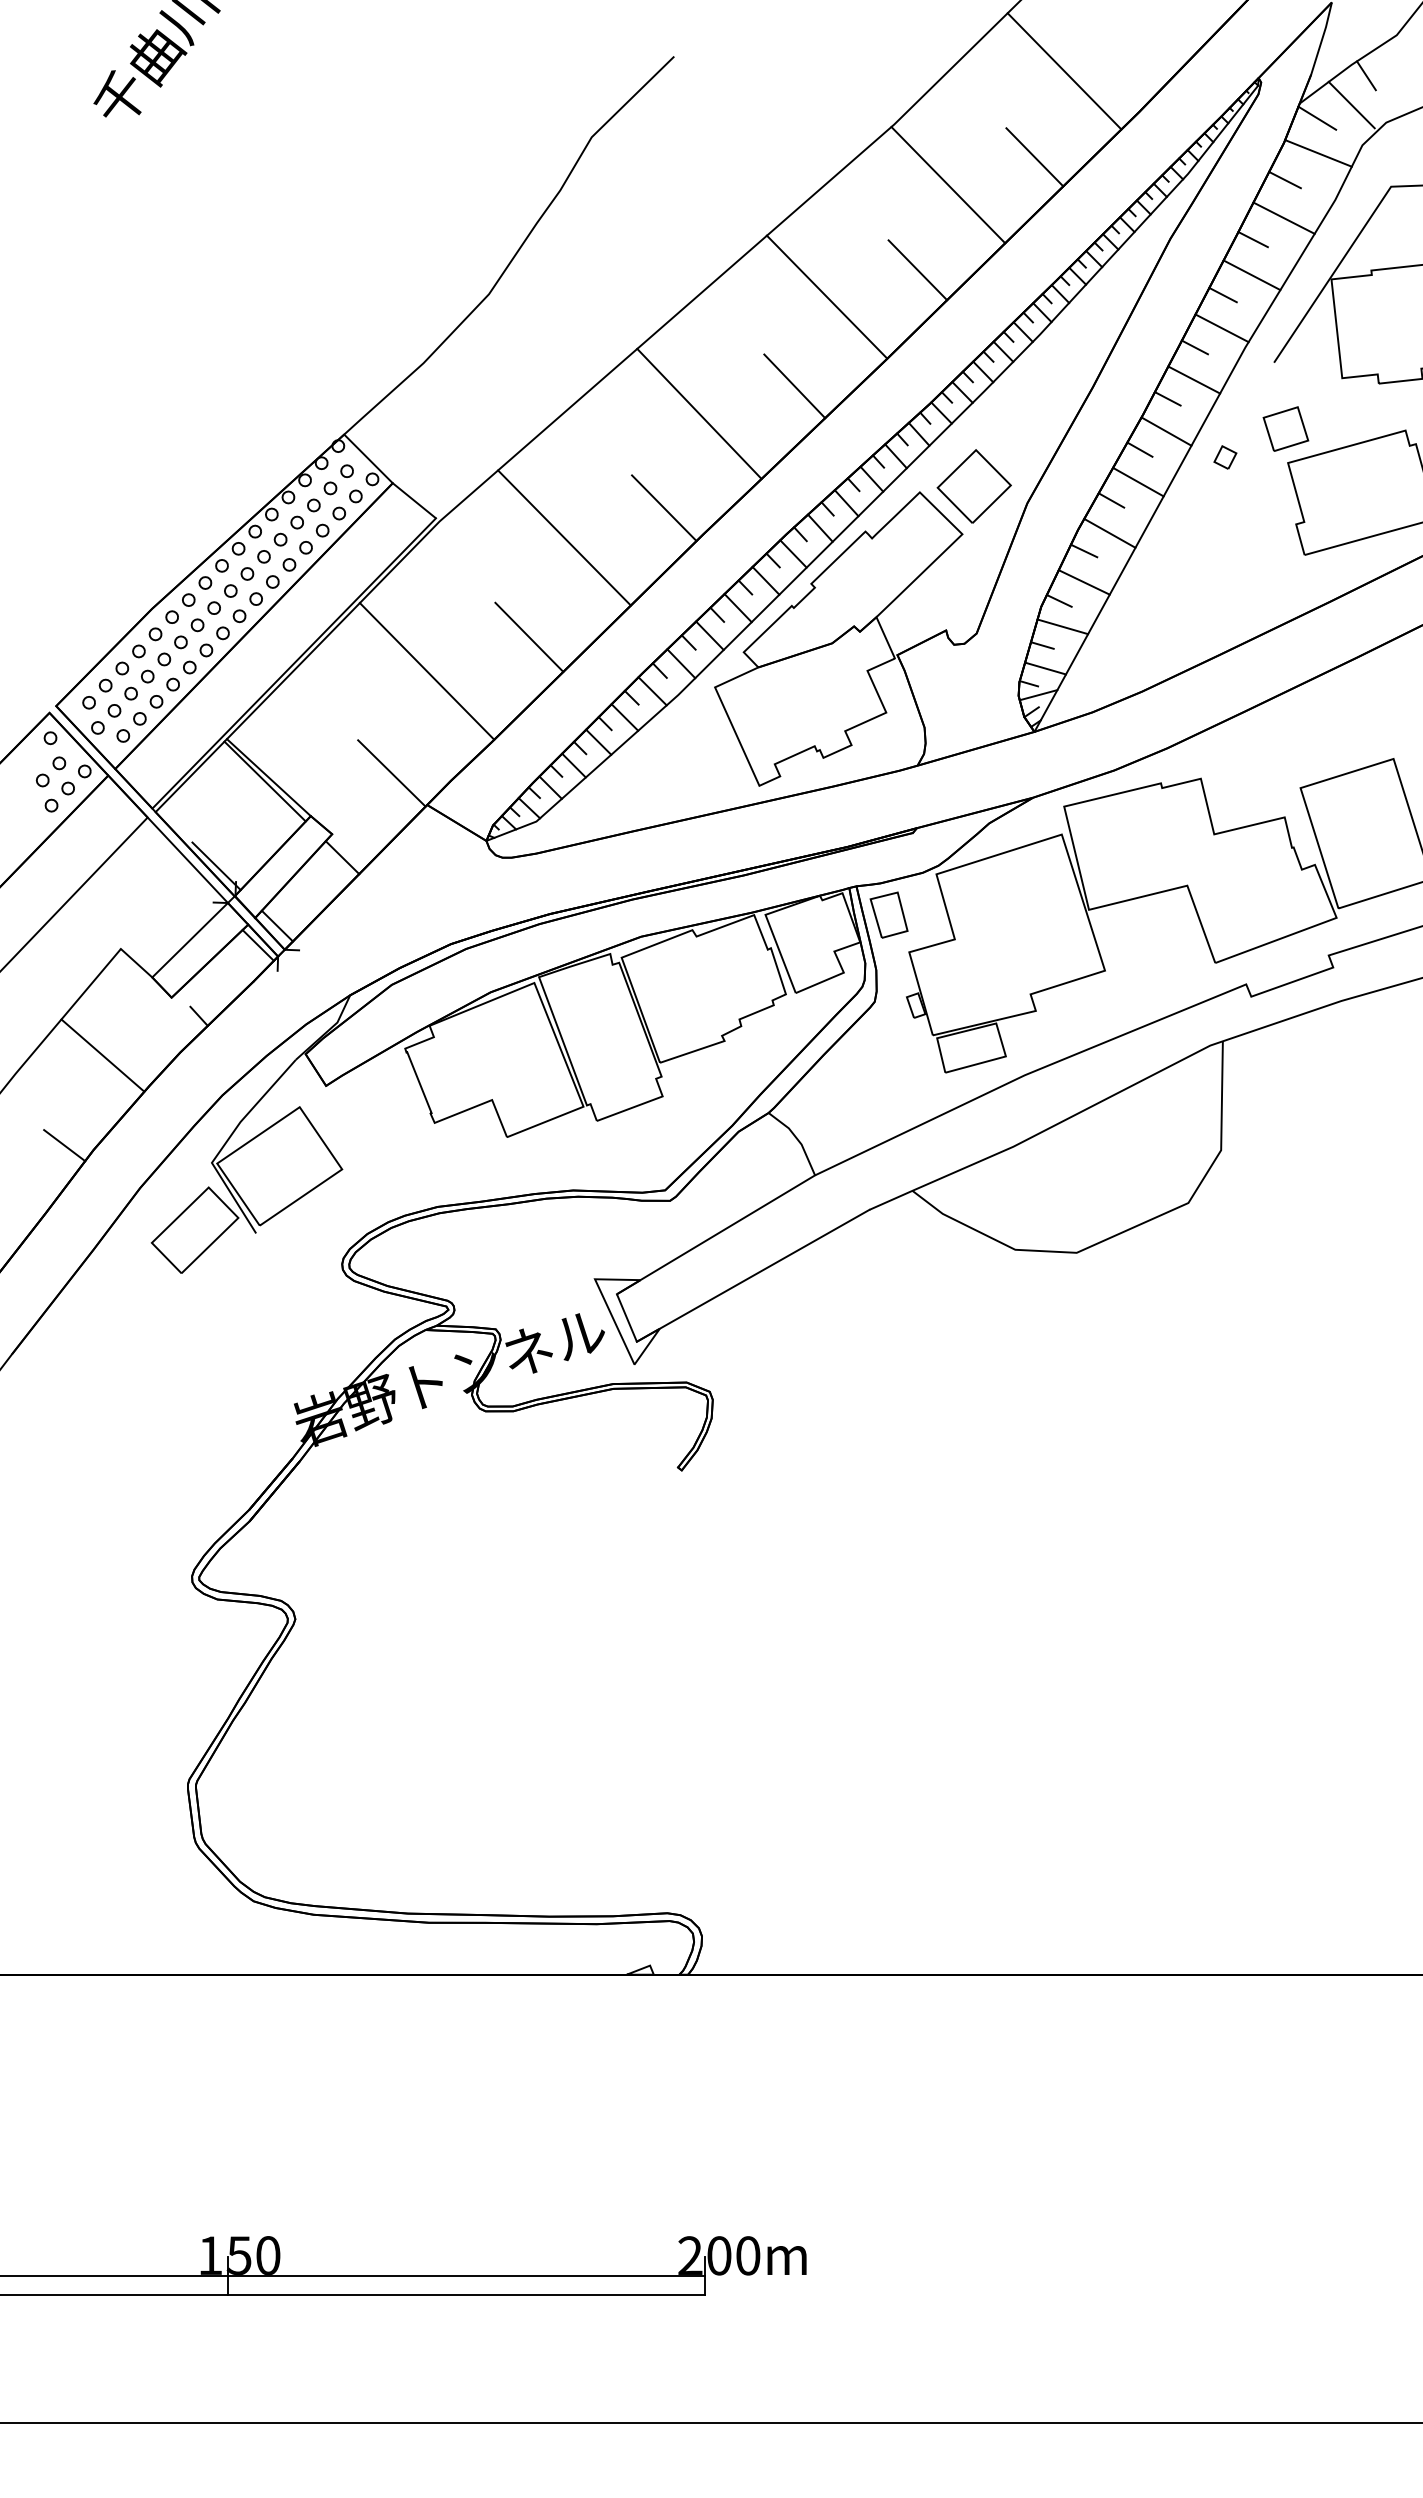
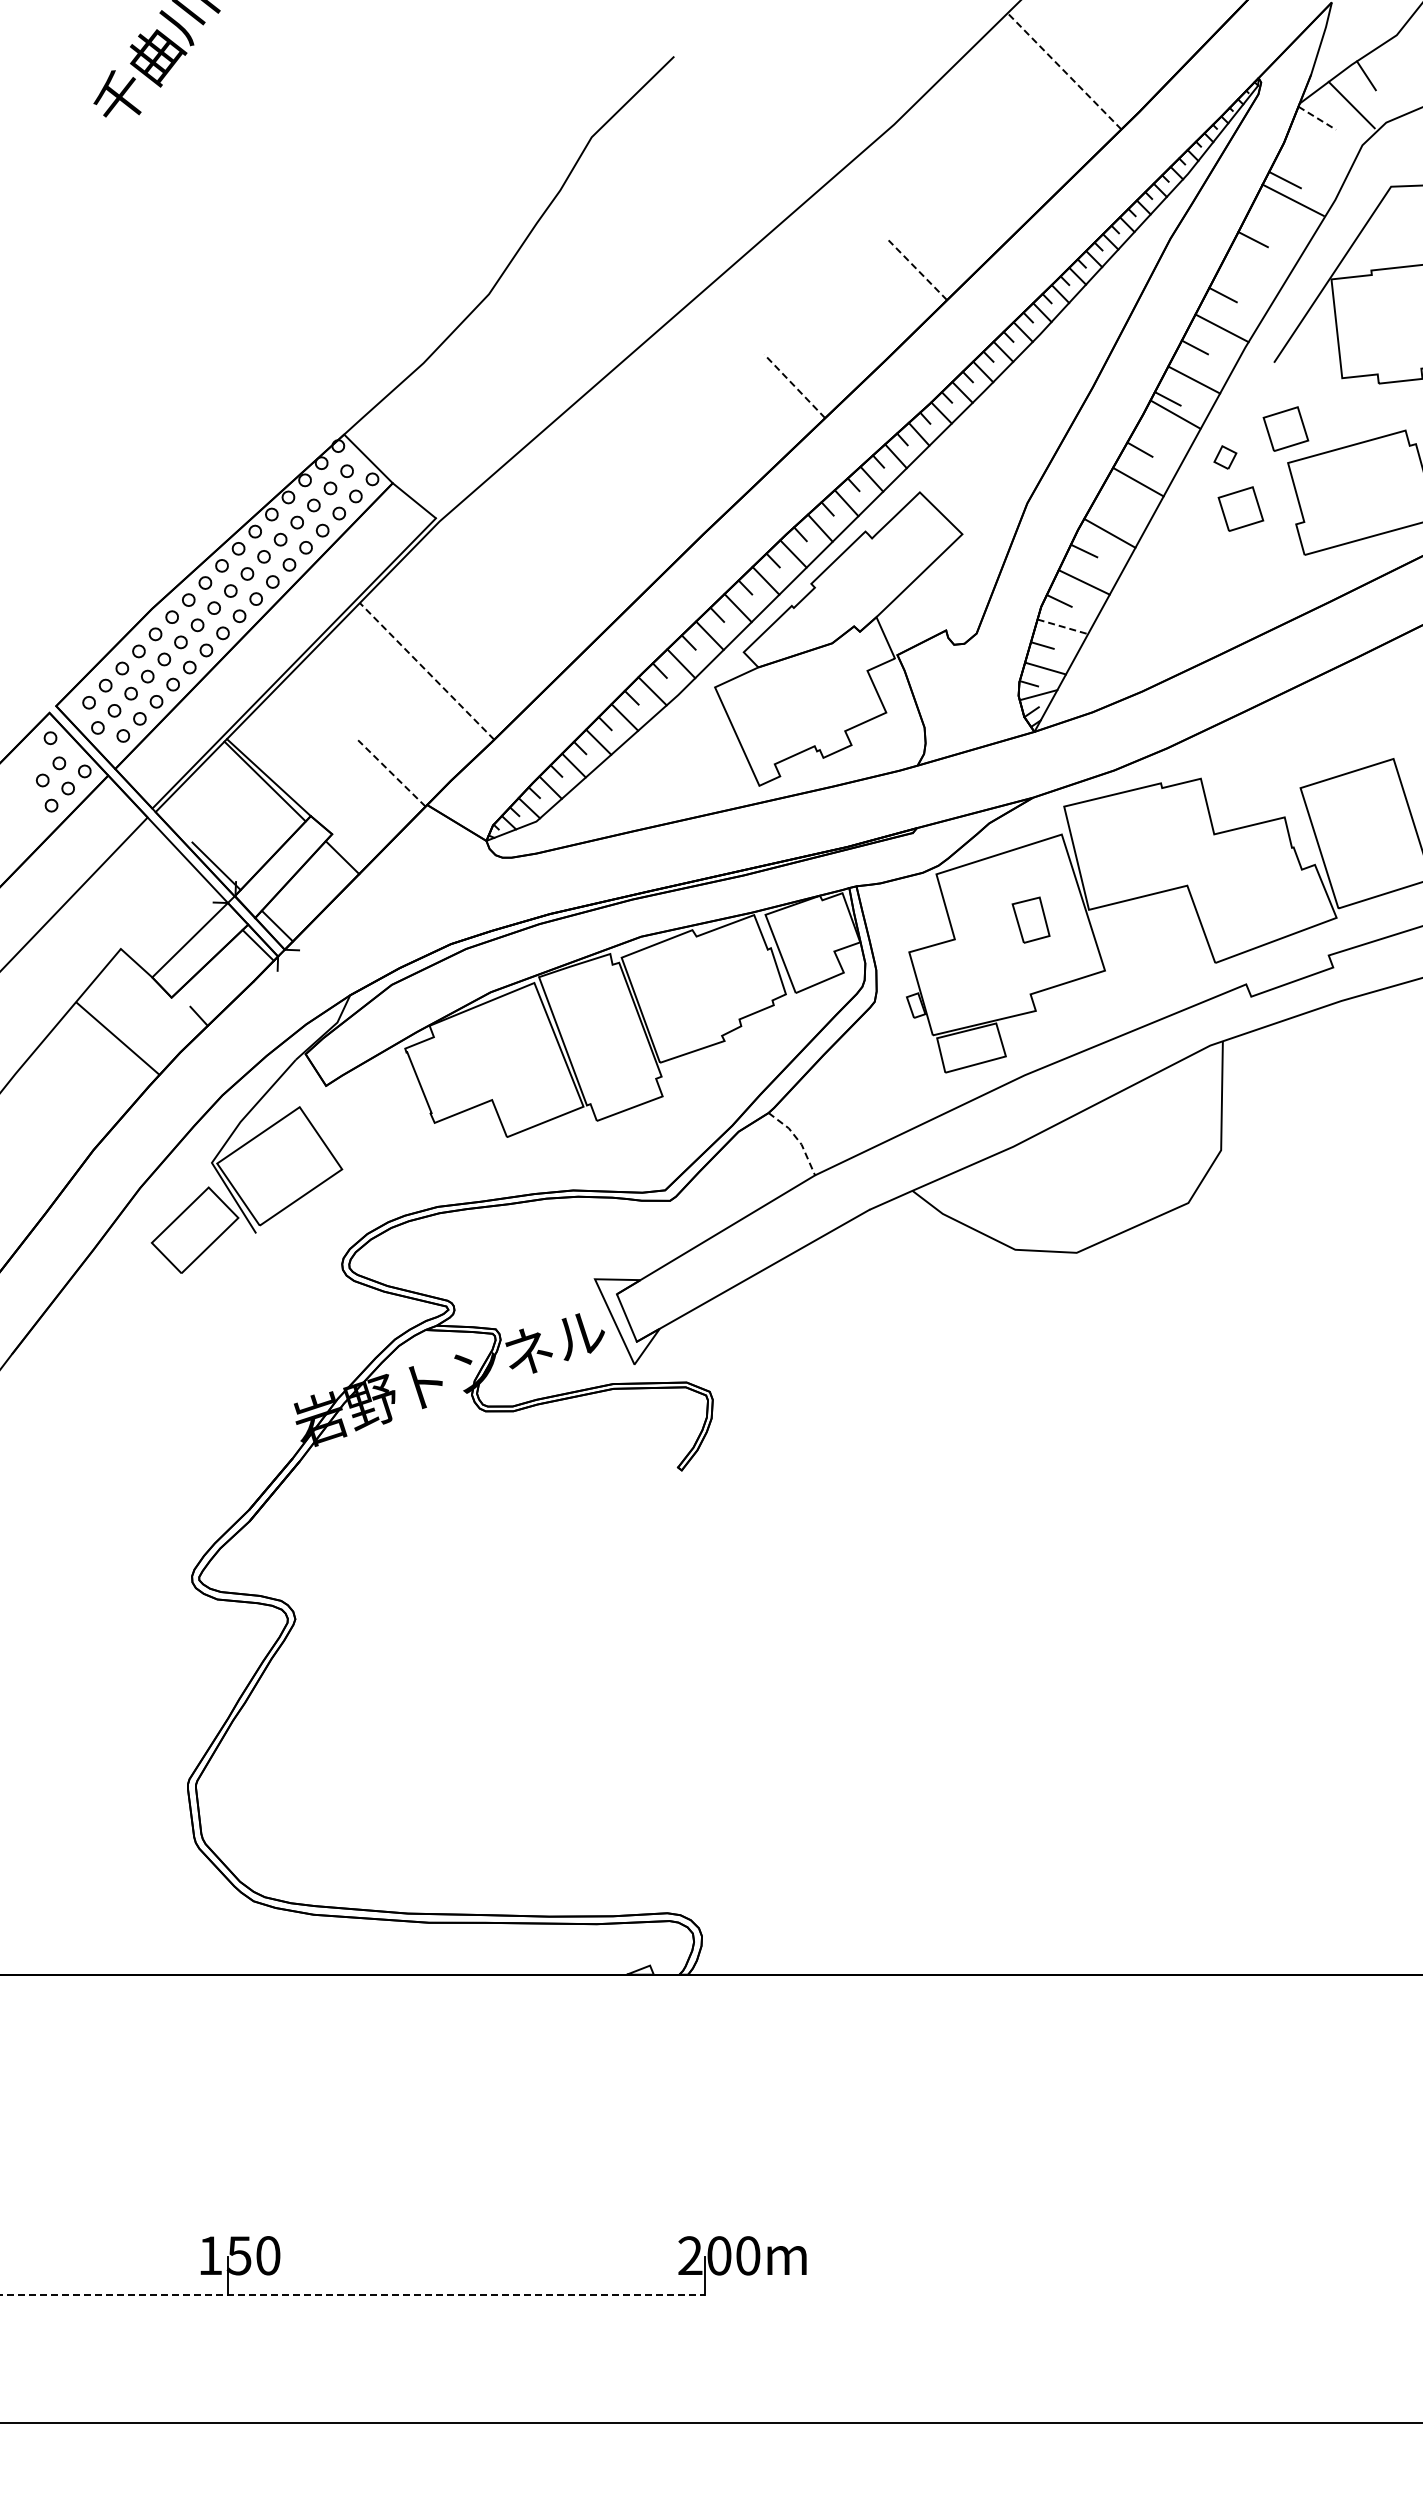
line: solid -> dashed (1064, 71)
line: solid -> dashed (1317, 118)
line: present -> none (1318, 153)
line: present -> none (1034, 157)
line: present -> none (948, 185)
line position: (1283, 217) -> (1292, 199) (1292, 199)
line: solid -> dashed (917, 270)
line: present -> none (1251, 275)
line: present -> none (826, 296)
line: solid -> dashed (794, 386)
line: present -> none (699, 413)
line position: (1166, 431) -> (1175, 414) (1175, 414)
part: present -> none (973, 486)
line: present -> none (1111, 500)
line: present -> none (664, 508)
part: none -> present (1240, 508)
line: present -> none (564, 537)
line: solid -> dashed (1063, 626)
line: present -> none (529, 636)
line: solid -> dashed (427, 671)
line: solid -> dashed (391, 773)
part position: (888, 914) -> (1030, 919) (1030, 919)
line position: (102, 1055) -> (117, 1038) (117, 1038)
line: solid -> dashed (797, 1139)
line: present -> none (64, 1145)
line: present -> none (353, 2276)
line: solid -> dashed (352, 2295)
